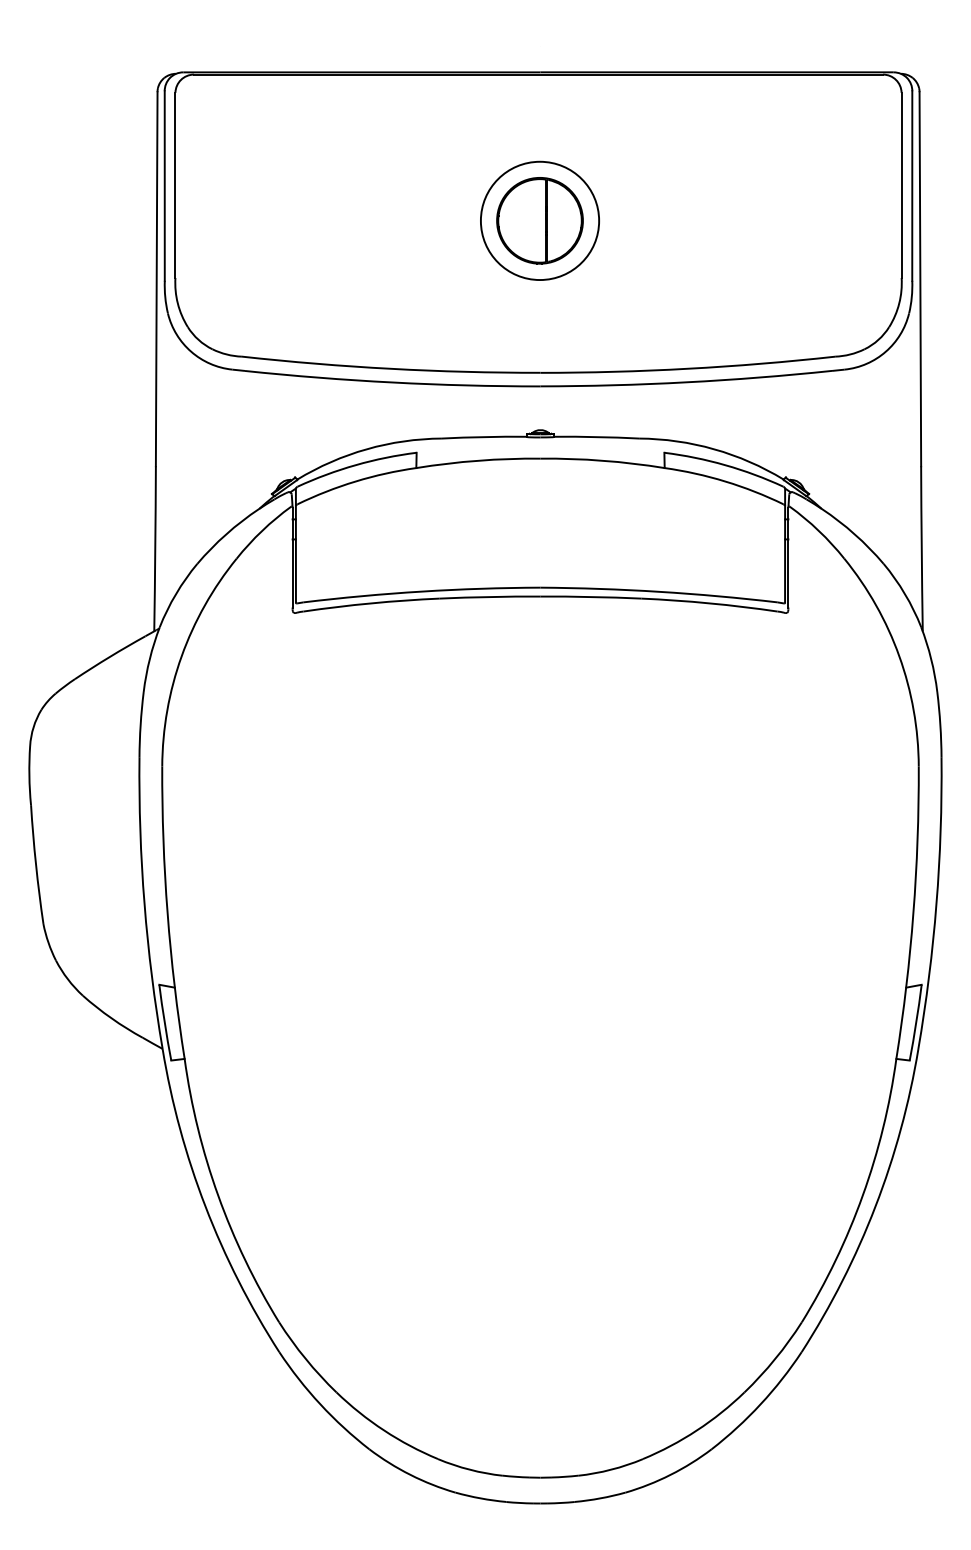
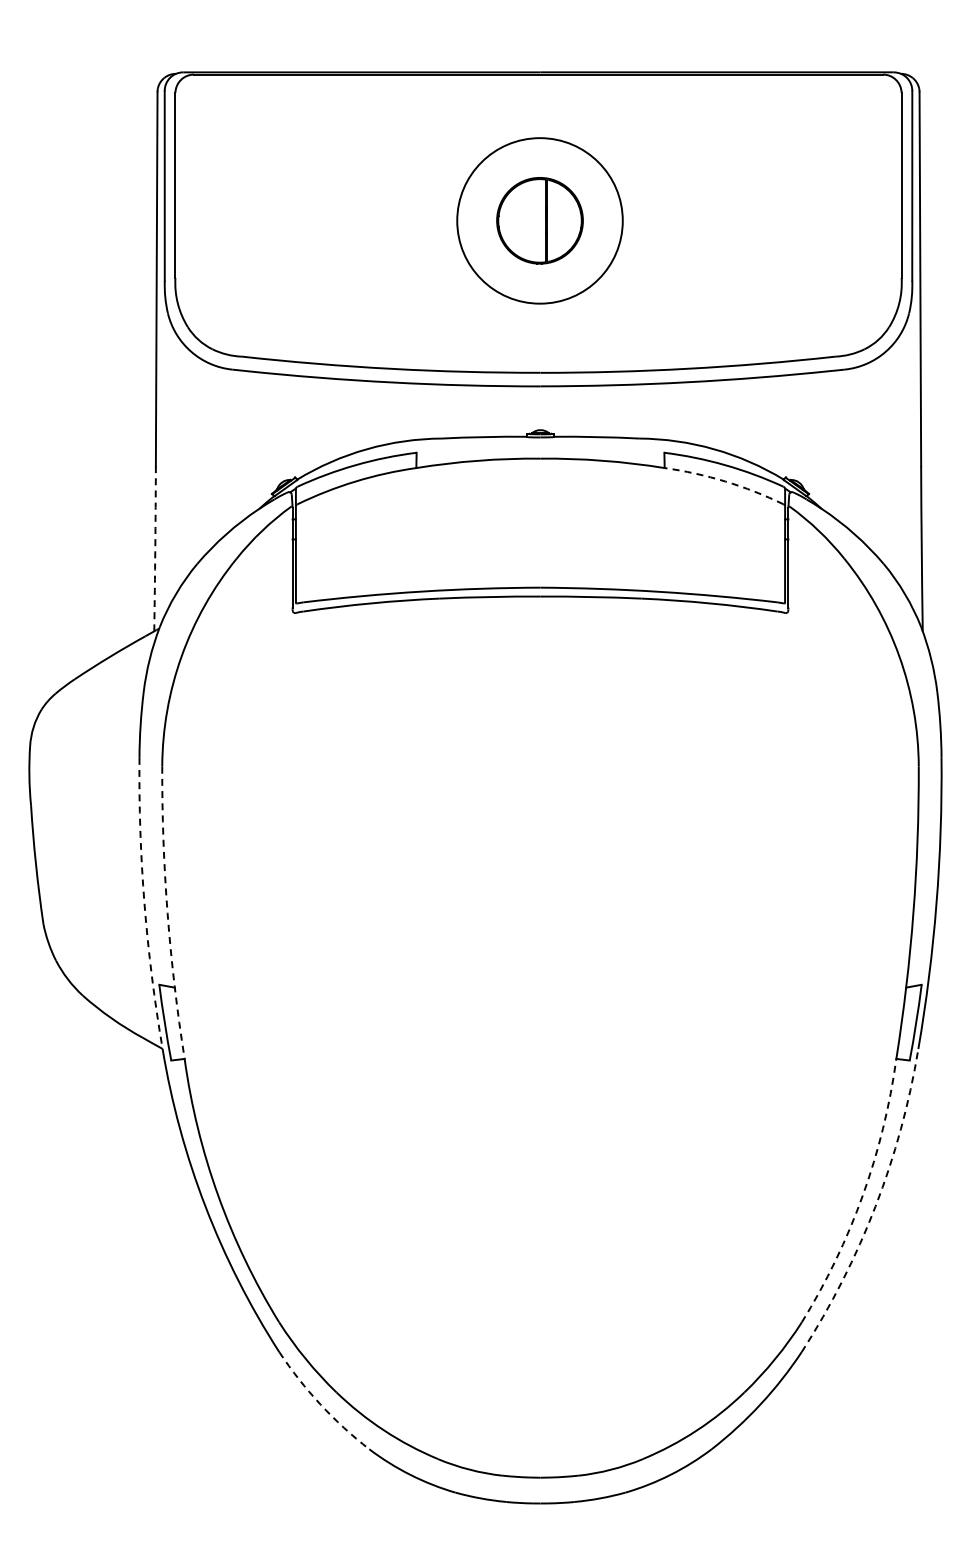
circle diameter: 118 px -> 166 px (539, 220)
arc: solid -> dashed (725, 481)
arc: solid -> dashed (155, 548)
arc: solid -> dashed (144, 903)
arc: solid -> dashed (167, 913)
arc: solid -> dashed (862, 1195)
arc: solid -> dashed (875, 1206)
arc: solid -> dashed (320, 1404)
